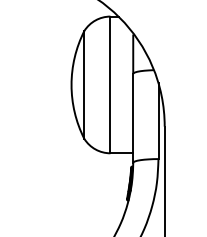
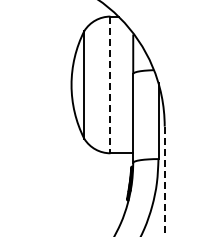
line: solid -> dashed (110, 85)
line: solid -> dashed (164, 181)
